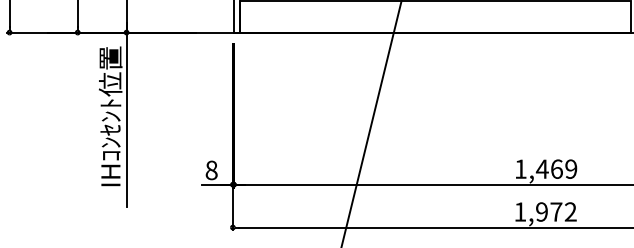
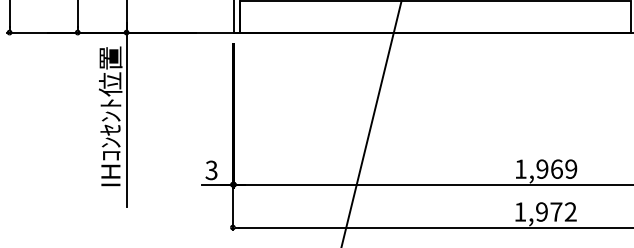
text: 1,469 -> 1,969 (541, 168)
text: 8 -> 3 (211, 169)
